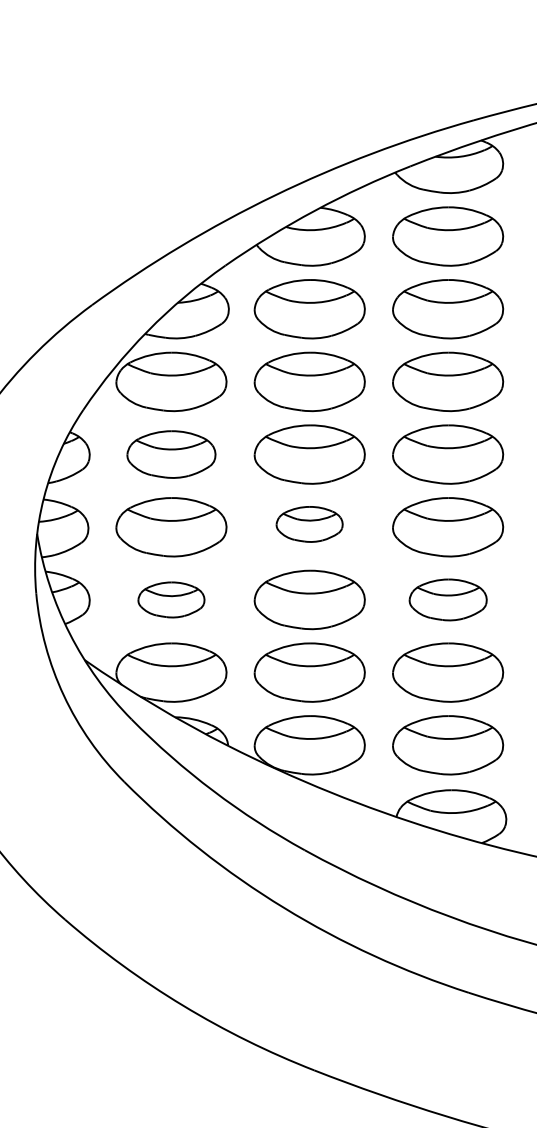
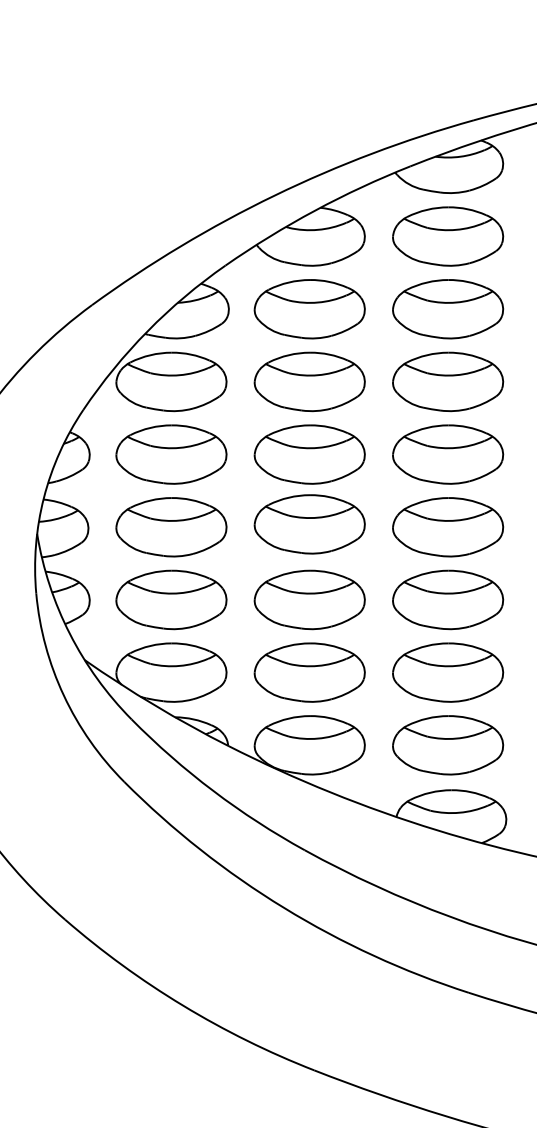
part size: 91x49 px -> 113x61 px (171, 454)
part size: 69x37 px -> 113x61 px (309, 524)
part size: 69x38 px -> 113x62 px (171, 599)
part size: 80x44 px -> 113x62 px (448, 599)
